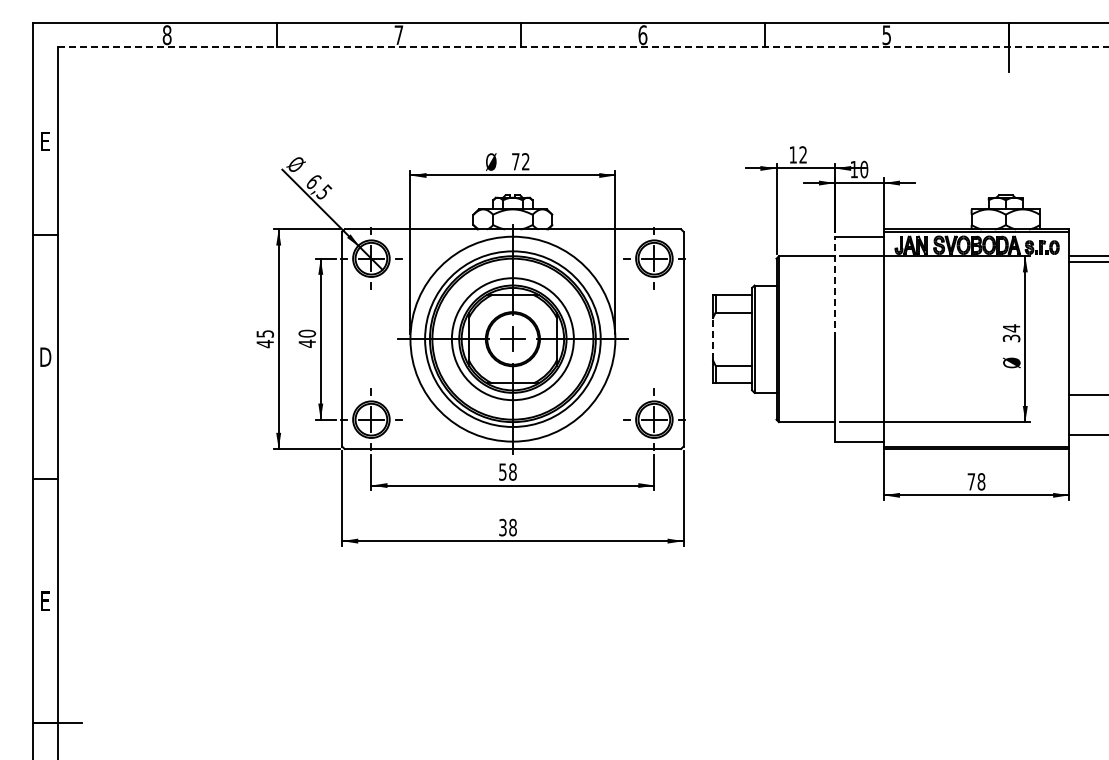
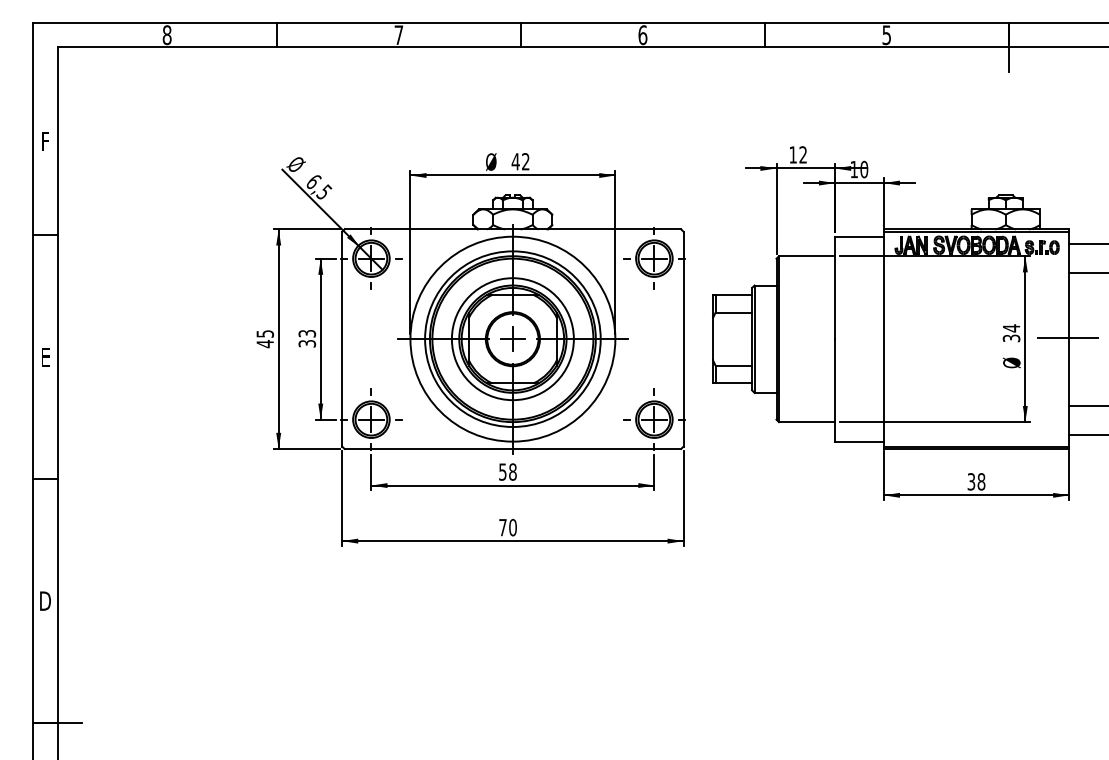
line: dashed -> solid (583, 47)
text: E -> F (45, 141)
text: 72 -> 42 (515, 161)
line position: (1087, 255) -> (1087, 272) (1087, 272)
line position: (1087, 261) -> (1087, 243) (1087, 243)
line: dashed -> solid (835, 287)
line: none -> present (1070, 337)
text: 40 -> 33 (307, 338)
line: dashed -> solid (713, 338)
text: D -> E (45, 356)
line position: (1087, 394) -> (1087, 405) (1087, 405)
text: 78 -> 38 (971, 481)
text: 38 -> 70 (507, 527)
text: E -> D (45, 600)
